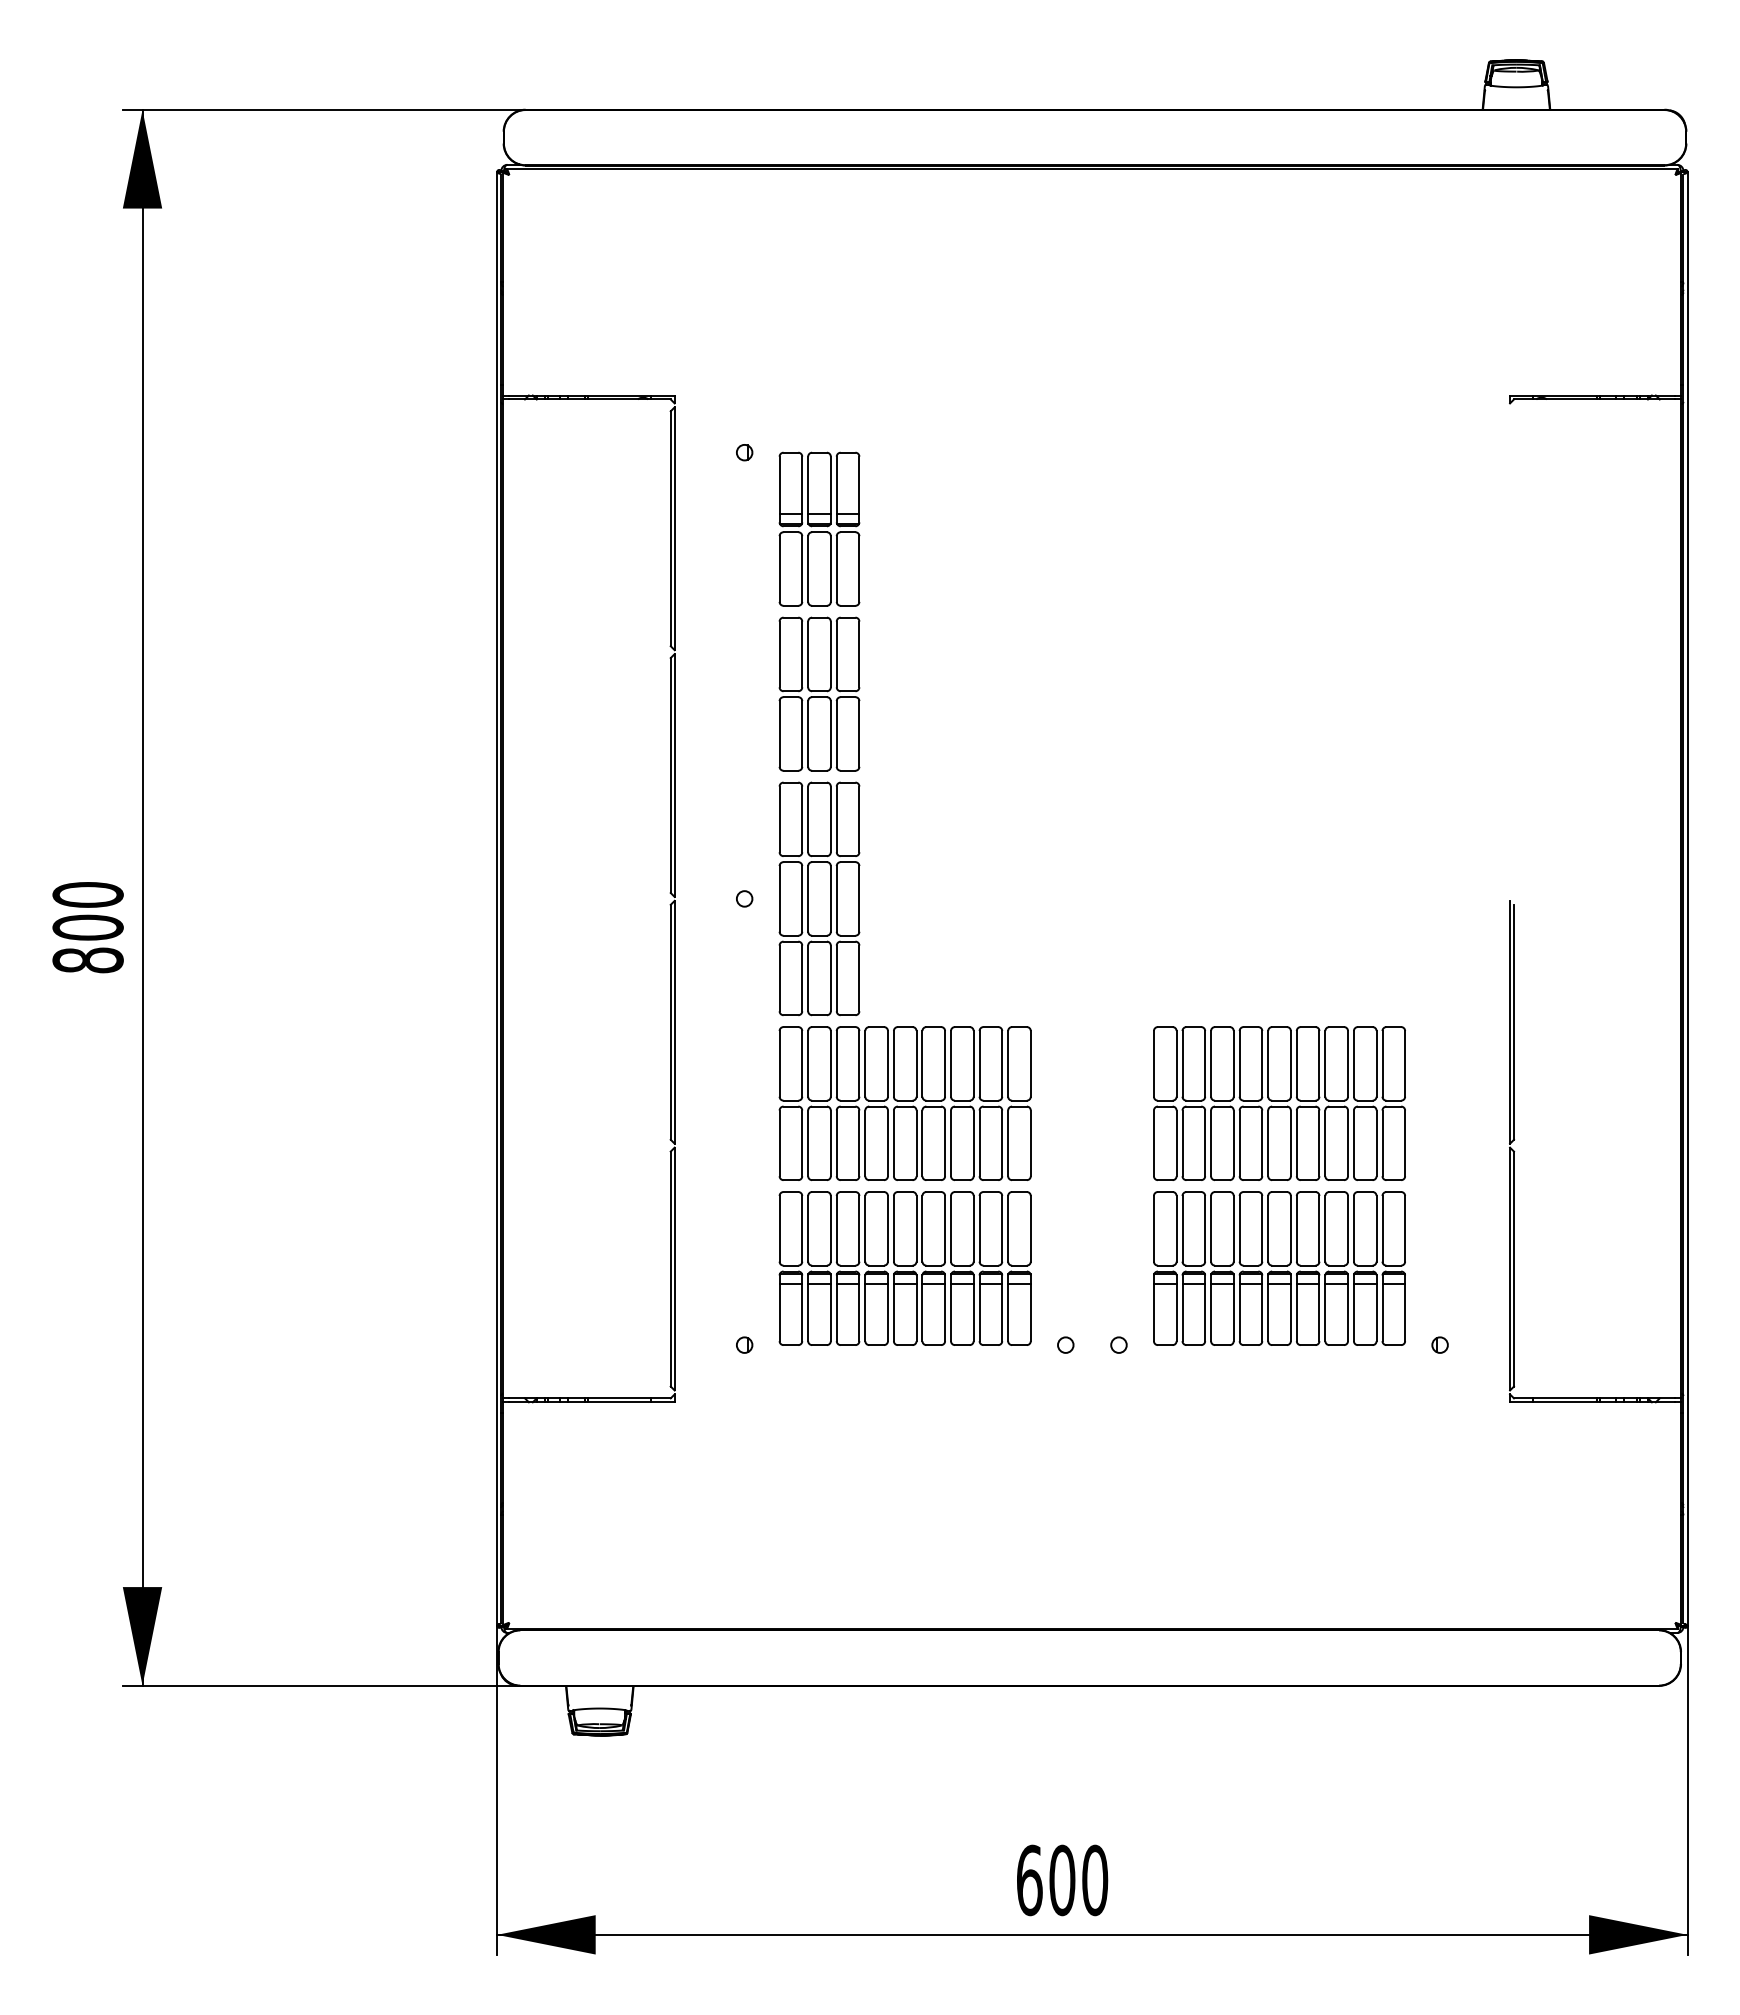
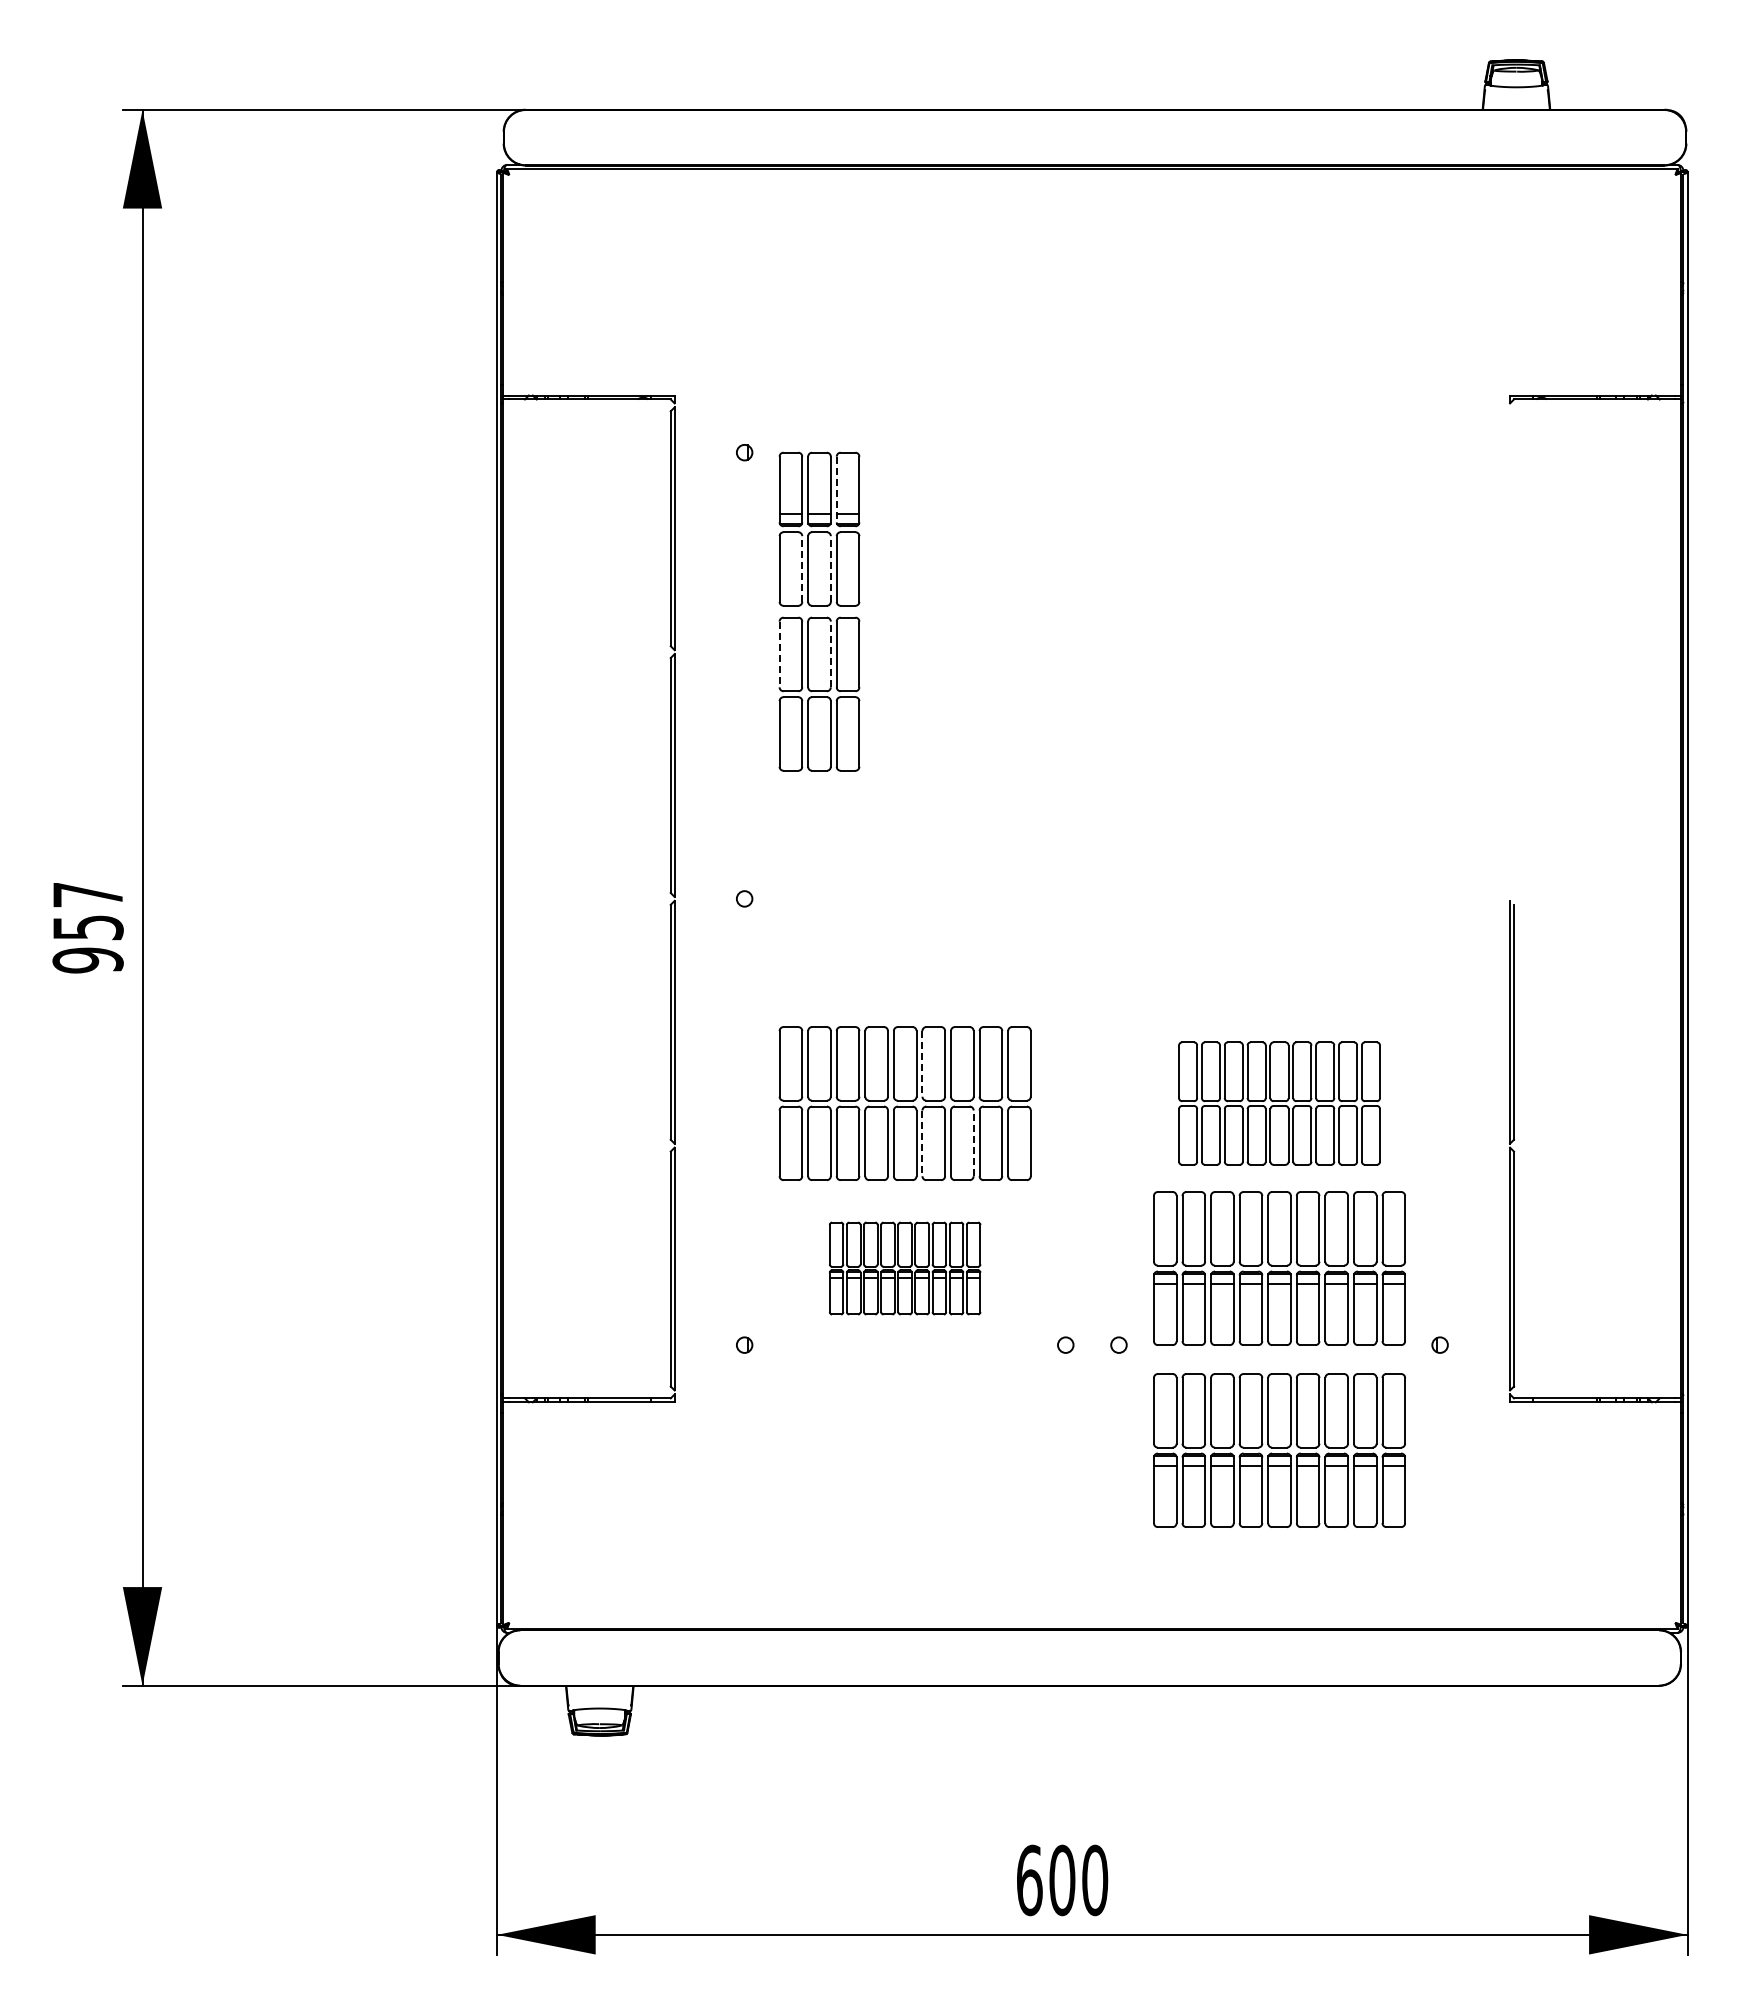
line: solid -> dashed (836, 489)
line: solid -> dashed (802, 569)
line: solid -> dashed (830, 569)
line: solid -> dashed (779, 654)
line: solid -> dashed (830, 654)
part: present -> none (819, 898)
text: 800 -> 957 (87, 927)
line: solid -> dashed (922, 1063)
part size: 253x155 px -> 203x125 px (1279, 1103)
line: solid -> dashed (922, 1143)
line: solid -> dashed (973, 1143)
part size: 254x155 px -> 153x95 px (905, 1268)
part: none -> present (1279, 1450)
